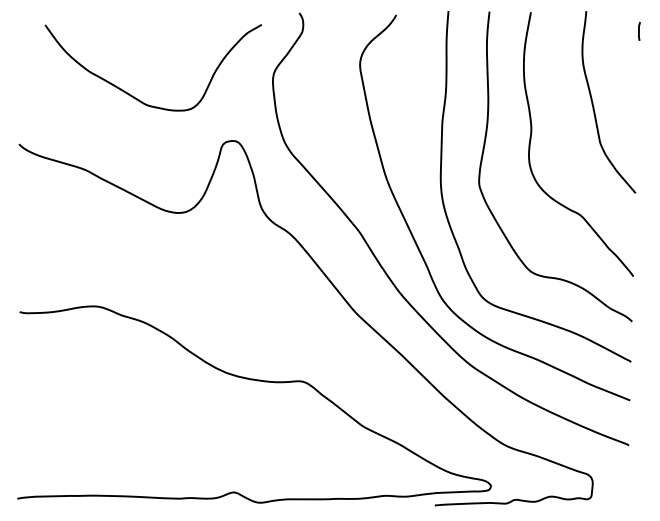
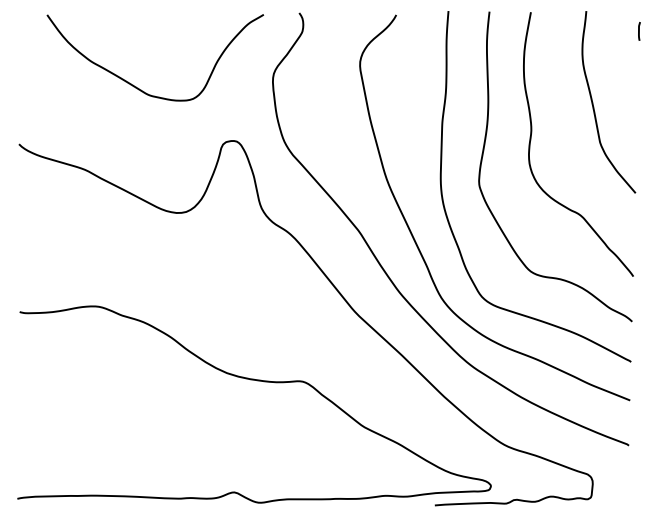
curve position: (134, 96) -> (136, 86) (136, 86)
